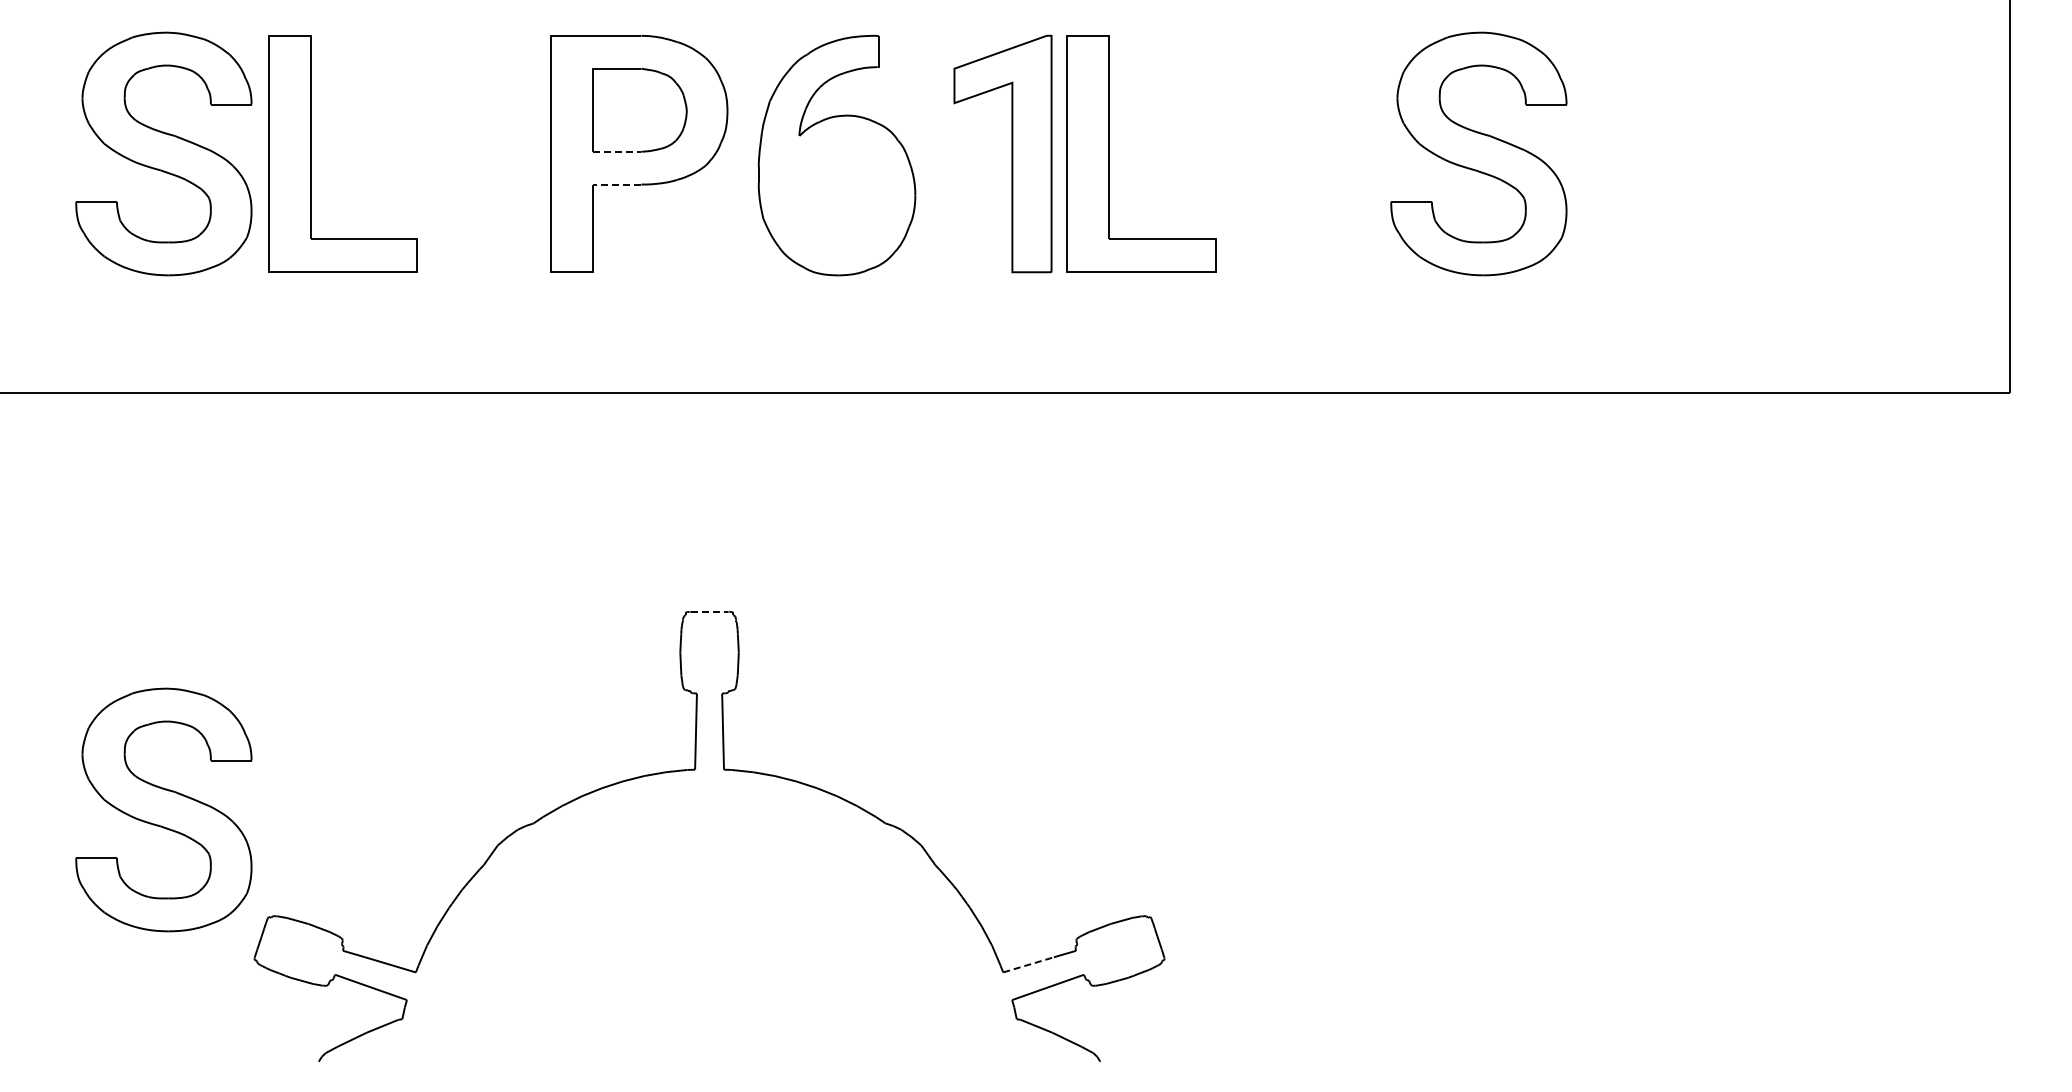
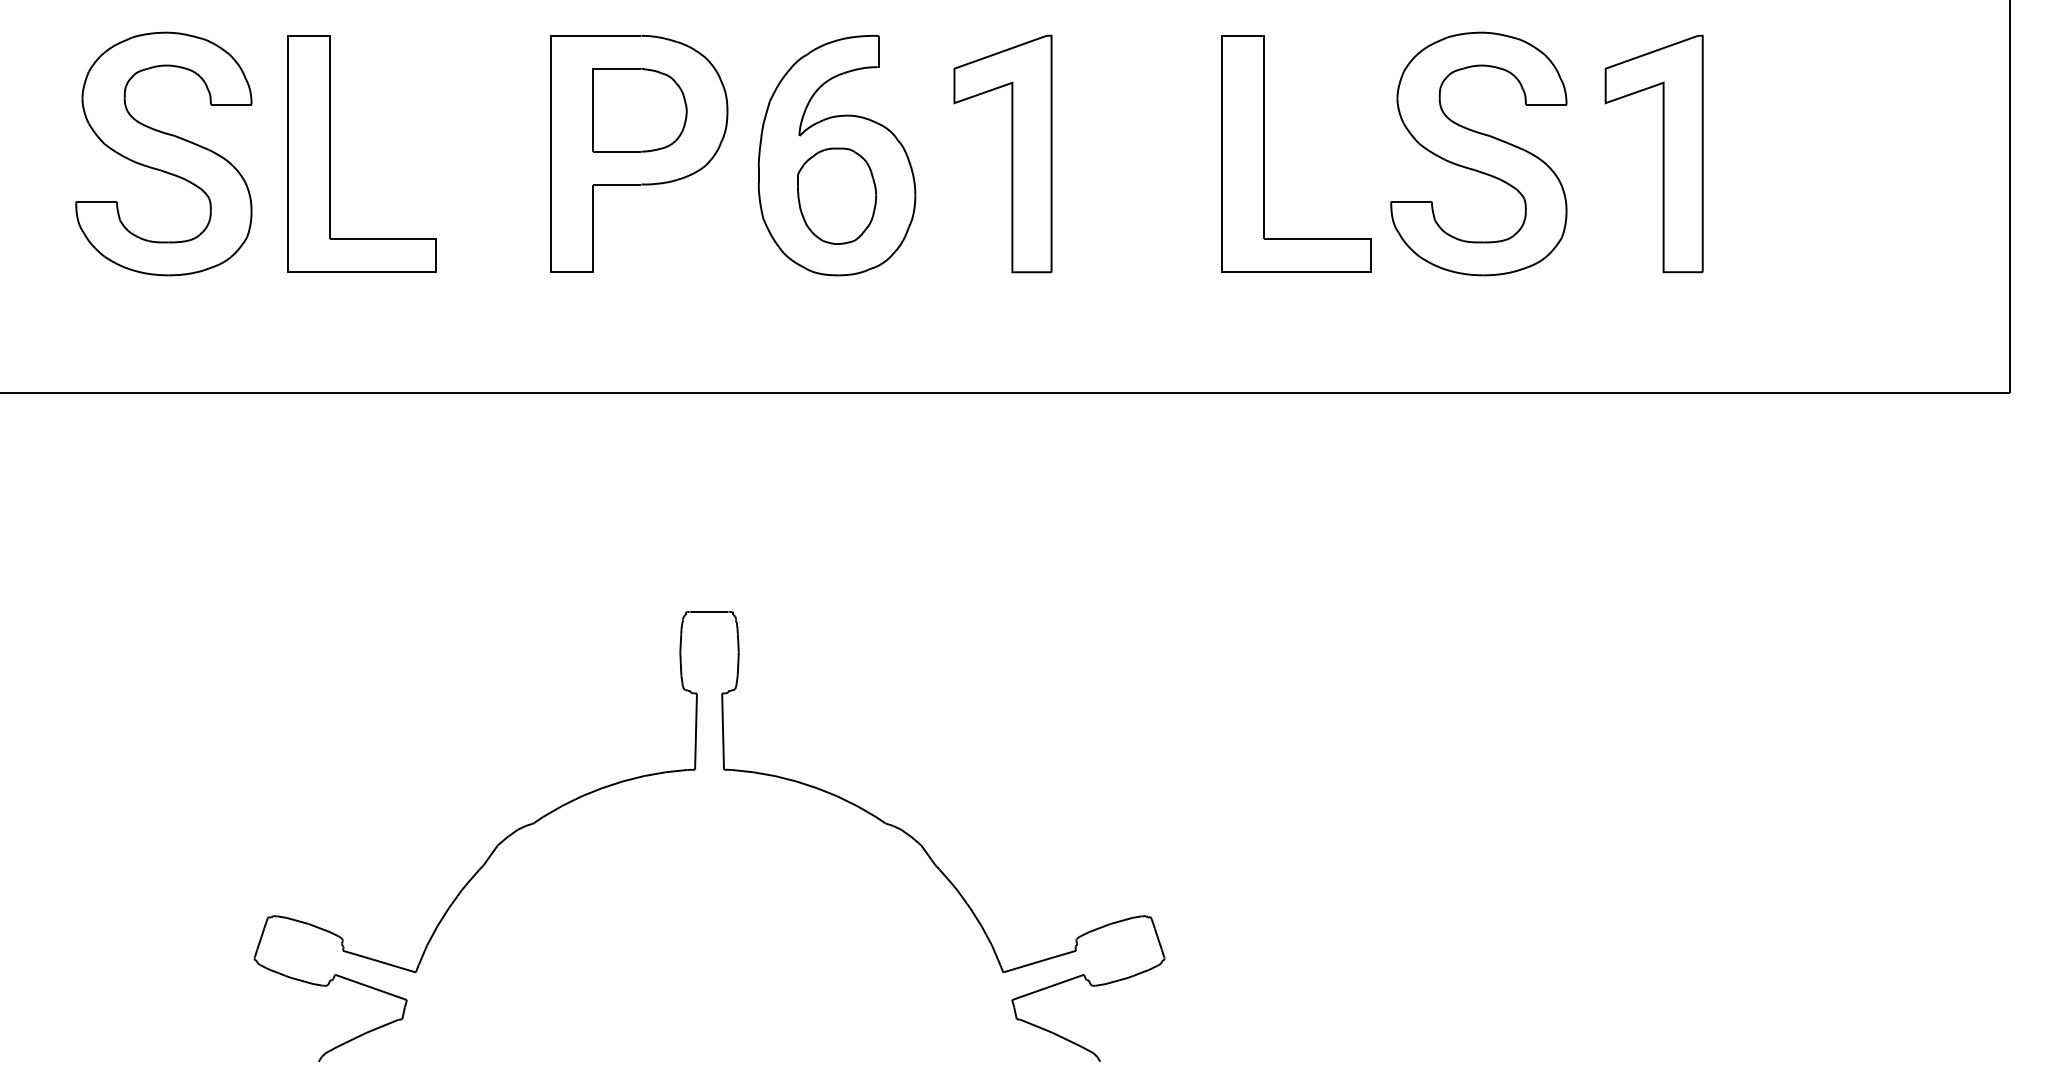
line: dashed -> solid (617, 151)
part position: (311, 153) -> (330, 153) (330, 153)
part position: (1109, 153) -> (1264, 153) (1264, 153)
part: none -> present (1662, 153)
line: dashed -> solid (616, 184)
part: none -> present (837, 195)
line: dashed -> solid (709, 611)
part: present -> none (163, 809)
line: dashed -> solid (1029, 964)
